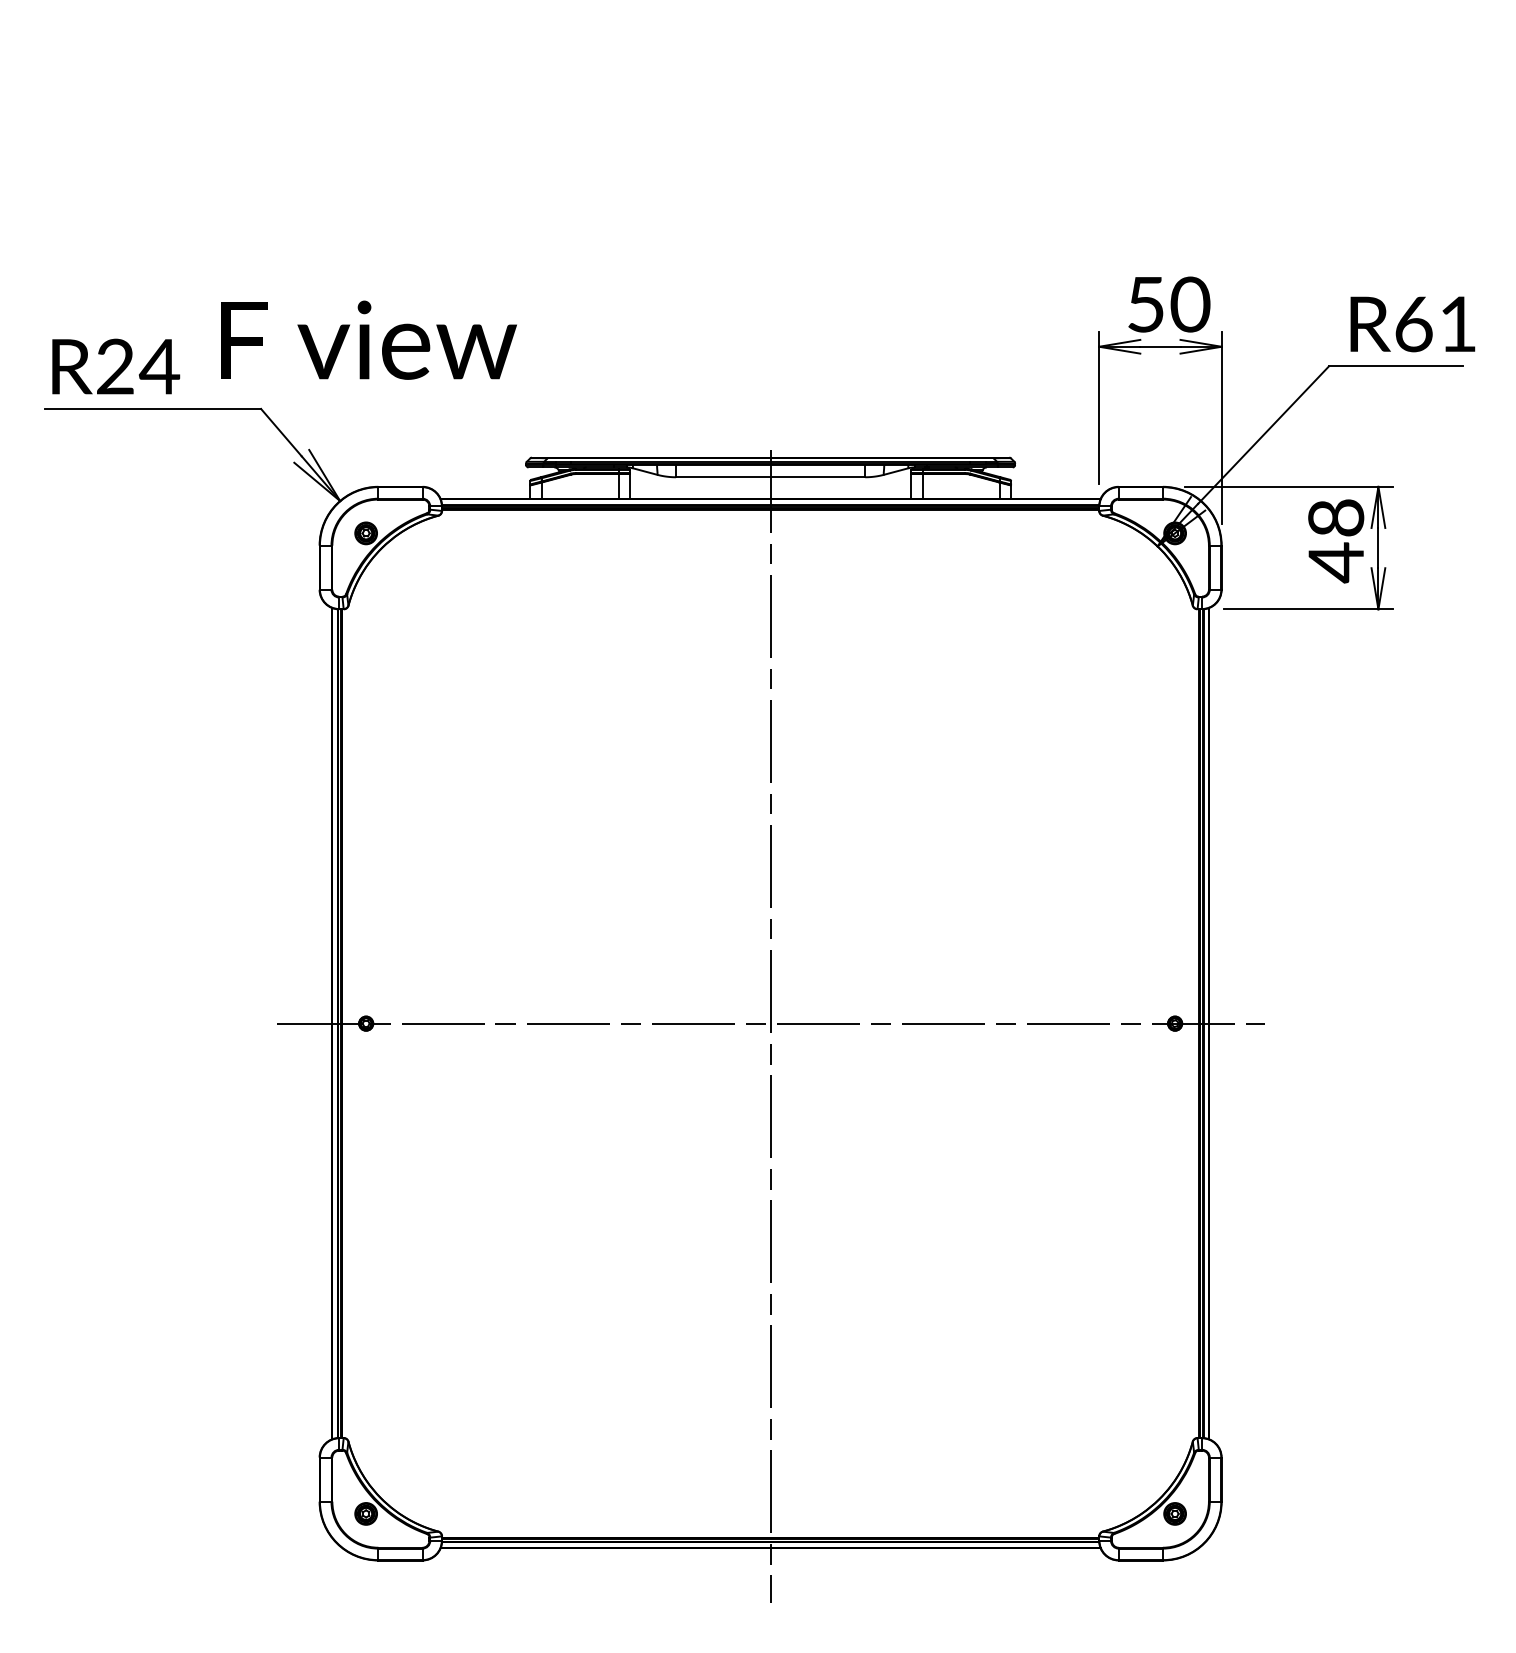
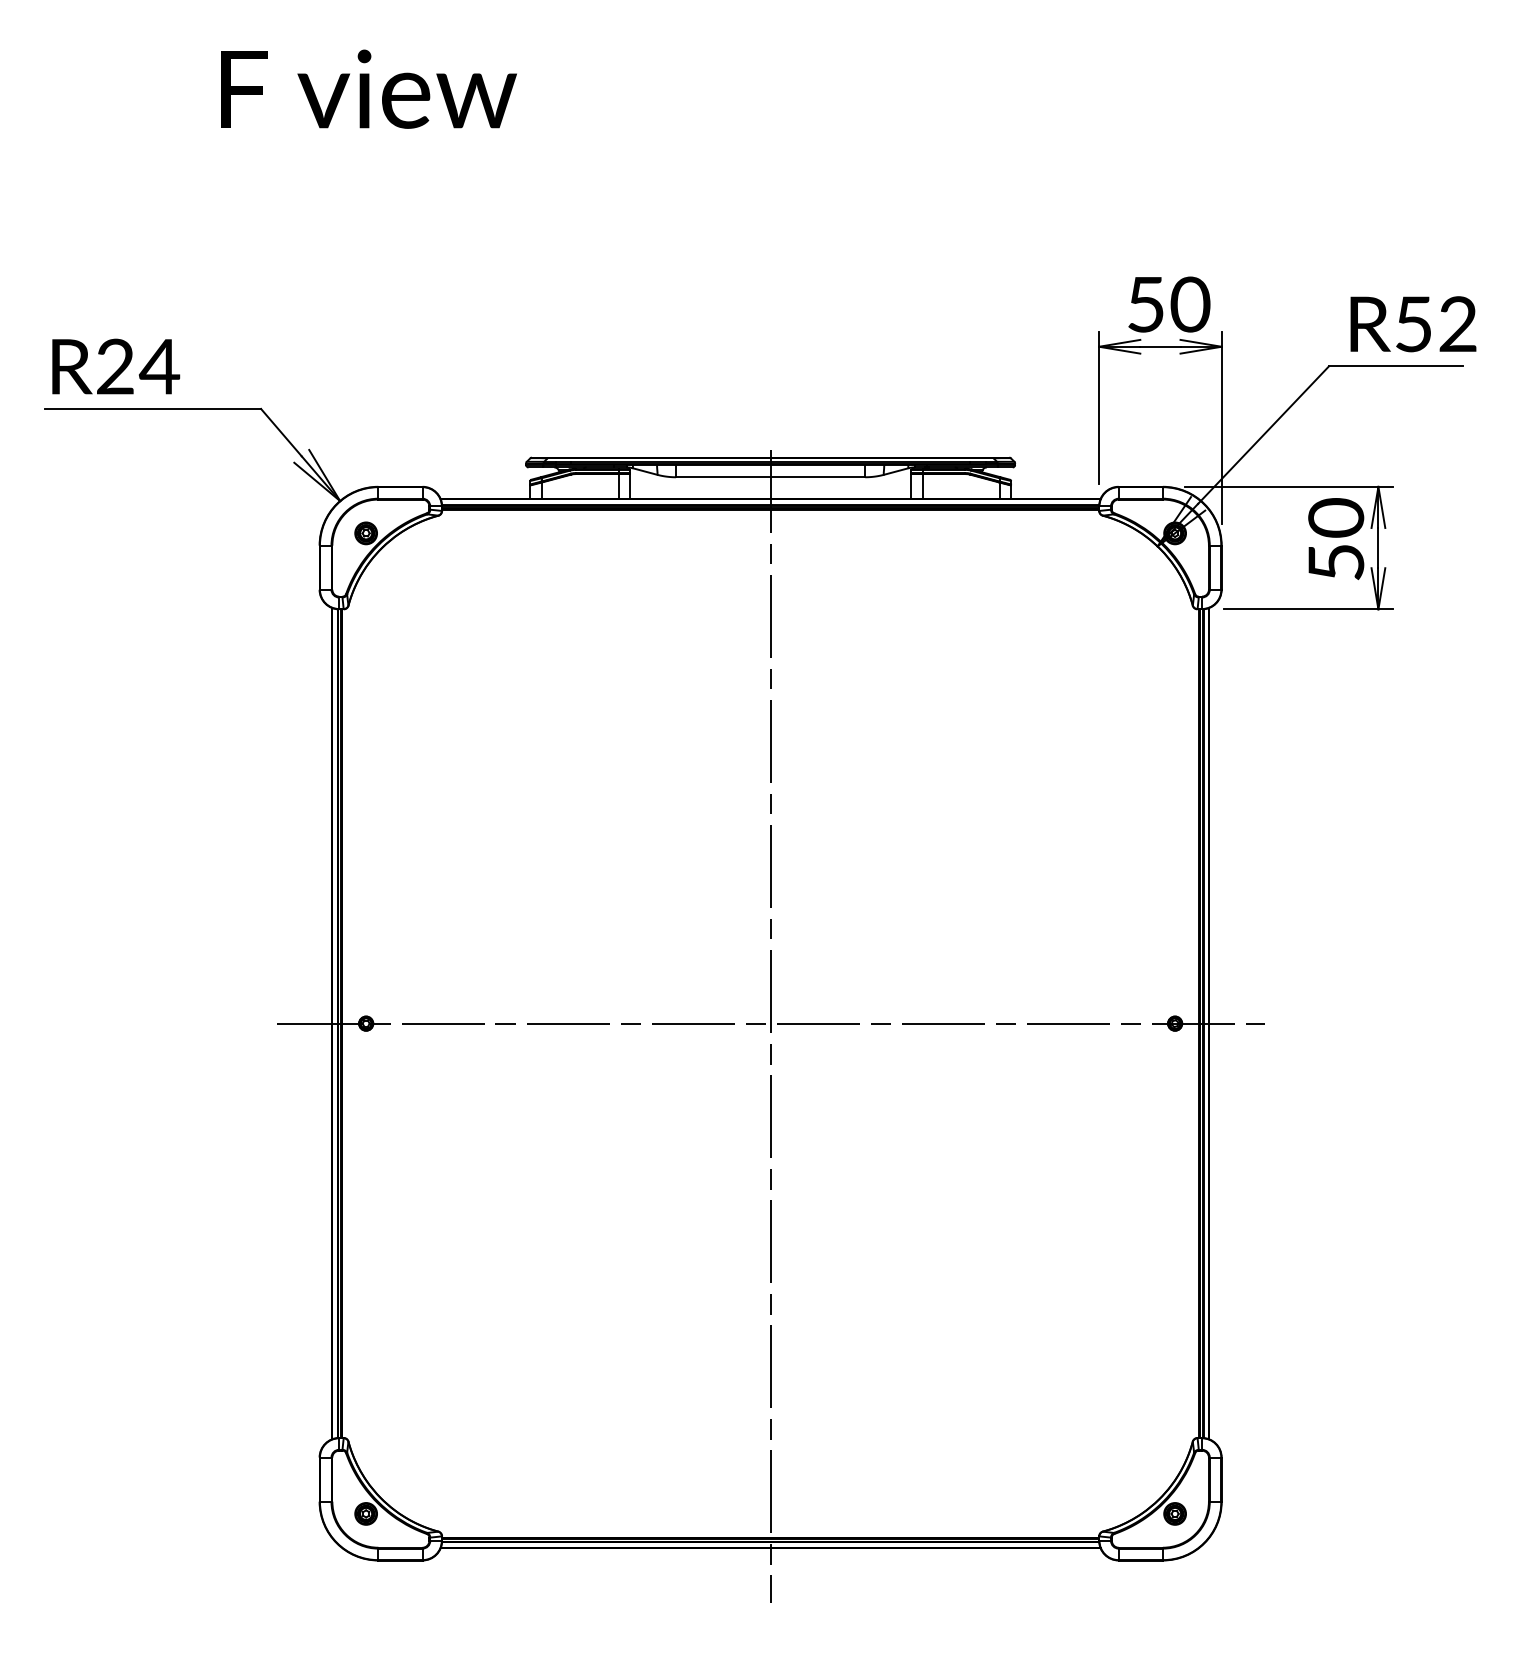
text: R61 -> R52 (1435, 324)
text position: (368, 339) -> (368, 88) (368, 88)
text: 48 -> 50 (1336, 540)
